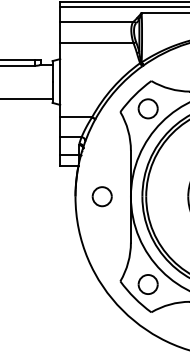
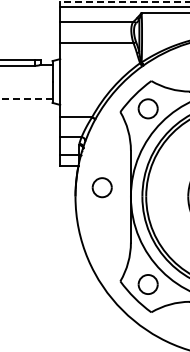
line: solid -> dashed (124, 1)
line: solid -> dashed (26, 99)
part position: (101, 196) -> (101, 187) (101, 187)
